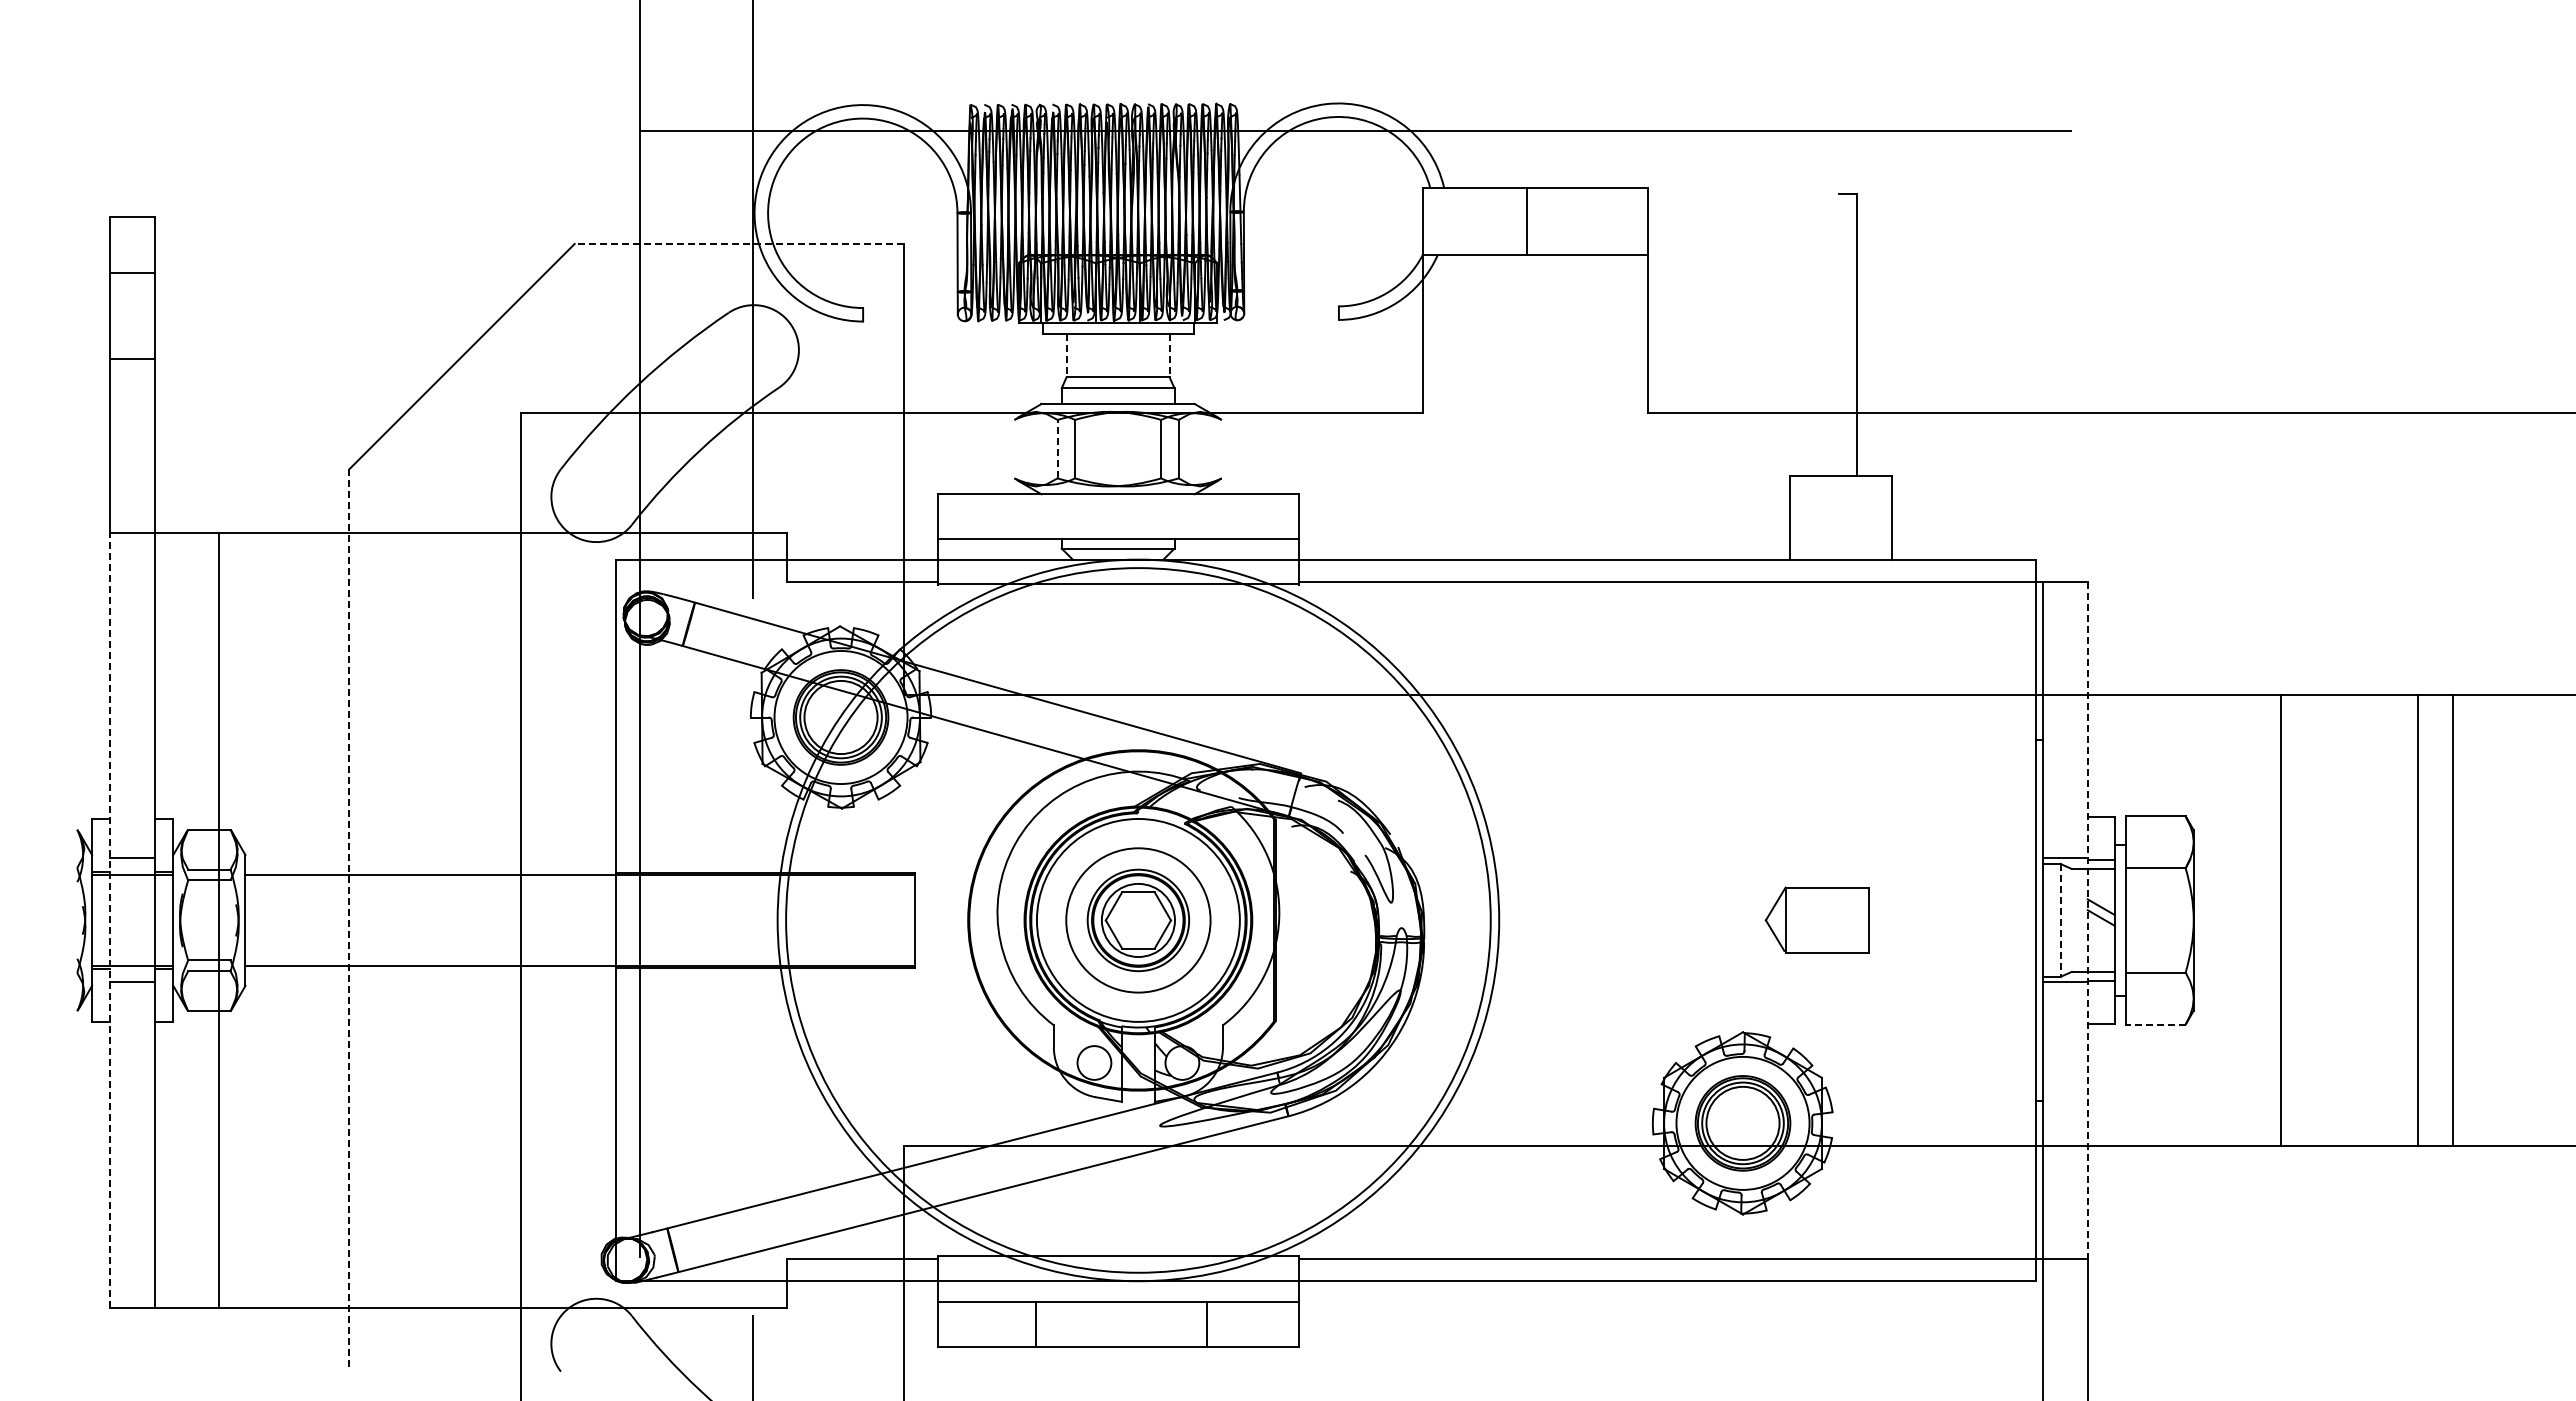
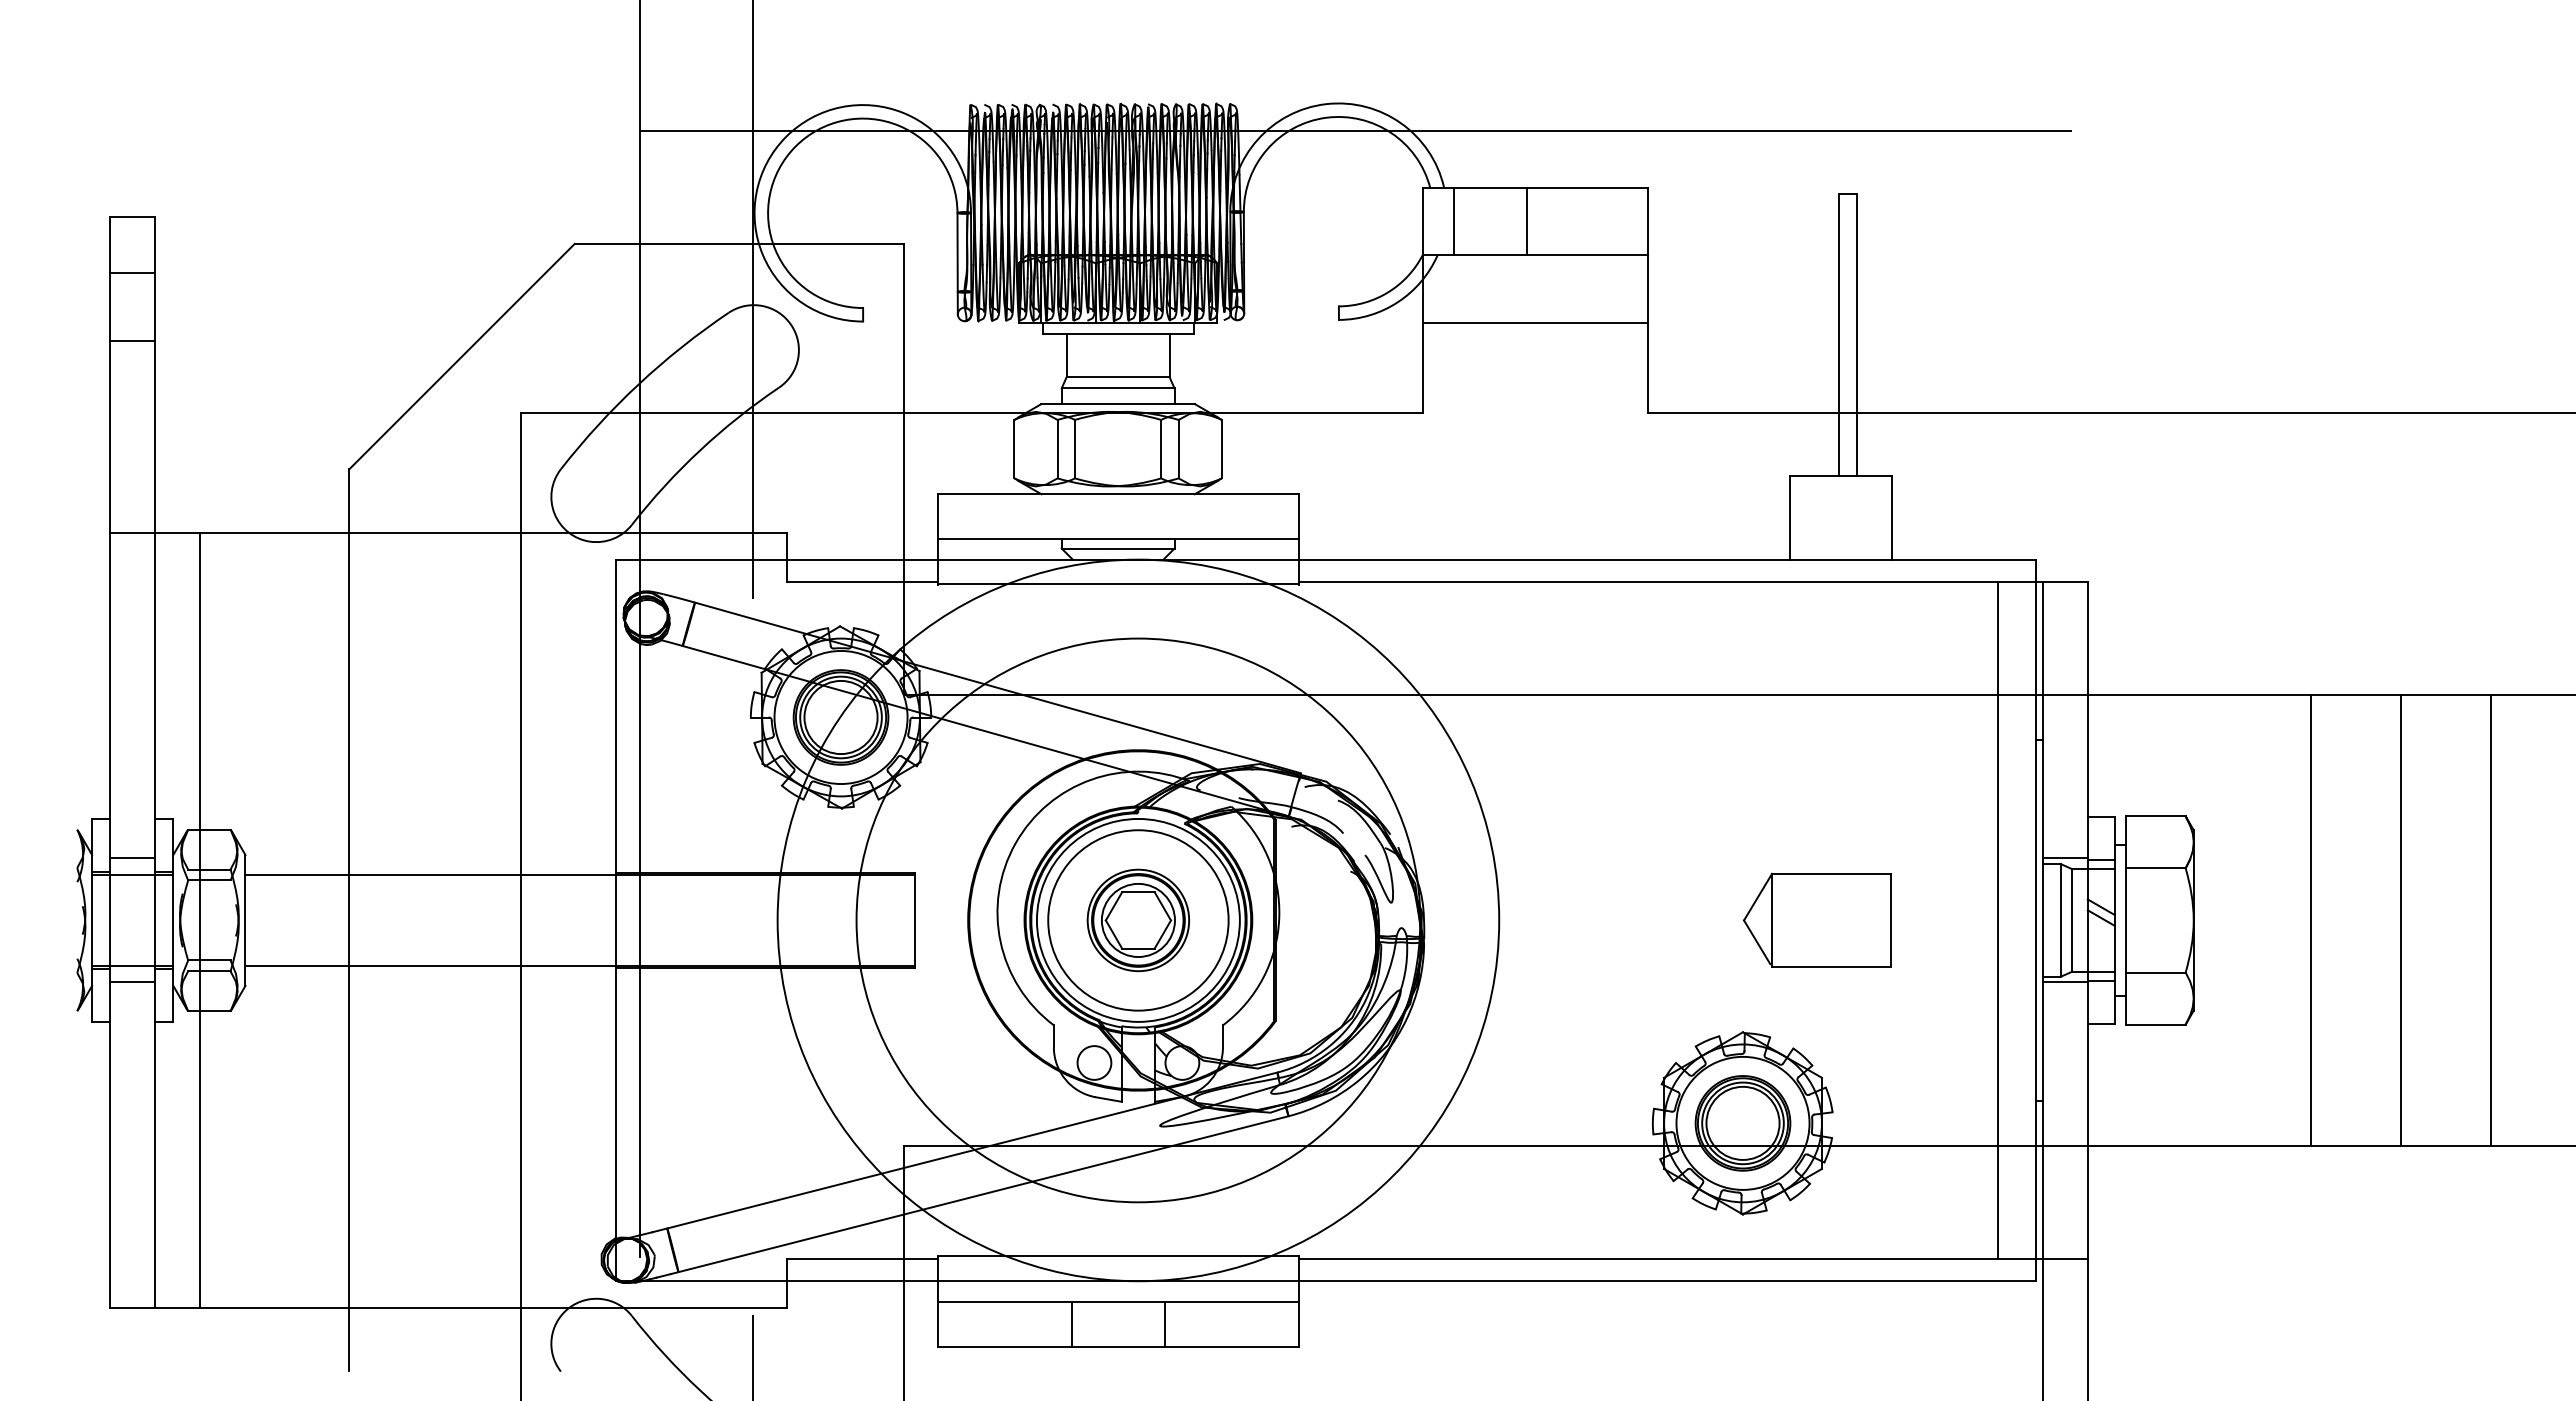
line: none -> present (1454, 221)
line: dashed -> solid (739, 243)
line: none -> present (1535, 322)
line: none -> present (1838, 335)
line: dashed -> solid (1066, 355)
line: dashed -> solid (1169, 355)
line position: (132, 358) -> (132, 340) (132, 340)
line: none -> present (1014, 448)
line: dashed -> solid (1057, 448)
line: none -> present (1221, 448)
part size: 106x68 px -> 150x96 px (1816, 919)
line: none -> present (2071, 919)
line position: (2280, 919) -> (2310, 919) (2310, 919)
line position: (2418, 919) -> (2401, 919) (2401, 919)
line position: (2453, 919) -> (2491, 919) (2491, 919)
line: dashed -> solid (110, 920)
line position: (219, 920) -> (200, 920) (200, 920)
line: dashed -> solid (349, 920)
circle diameter: 144 px -> 180 px (1138, 920)
circle diameter: 705 px -> 564 px (1138, 920)
line: none -> present (1997, 920)
line: dashed -> solid (2060, 920)
line: dashed -> solid (2087, 920)
line: dashed -> solid (2155, 1024)
line position: (1035, 1323) -> (1071, 1323) (1071, 1323)
line position: (1206, 1323) -> (1164, 1323) (1164, 1323)
